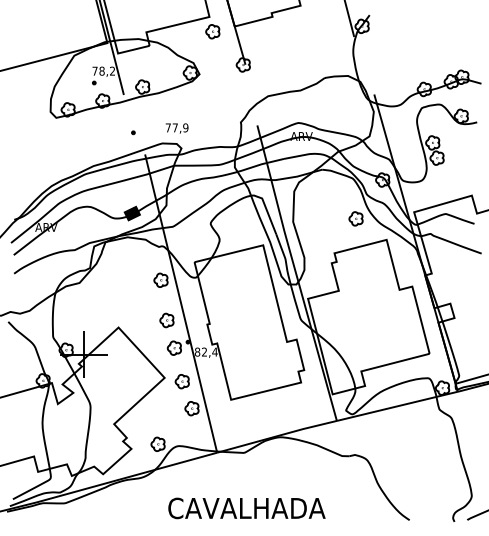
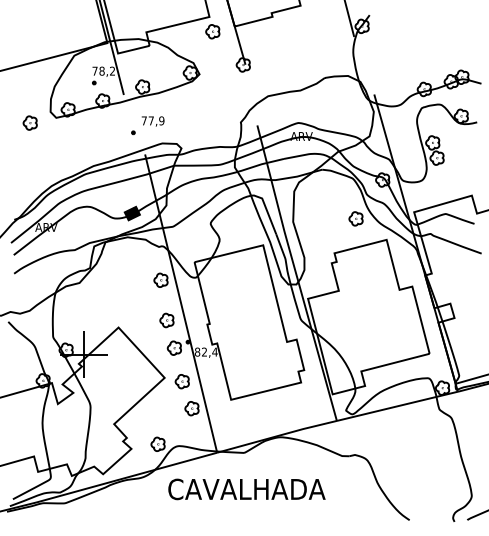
part: none -> present (29, 122)
text position: (176, 128) -> (152, 121) (152, 121)
text position: (246, 508) -> (246, 489) (246, 489)
